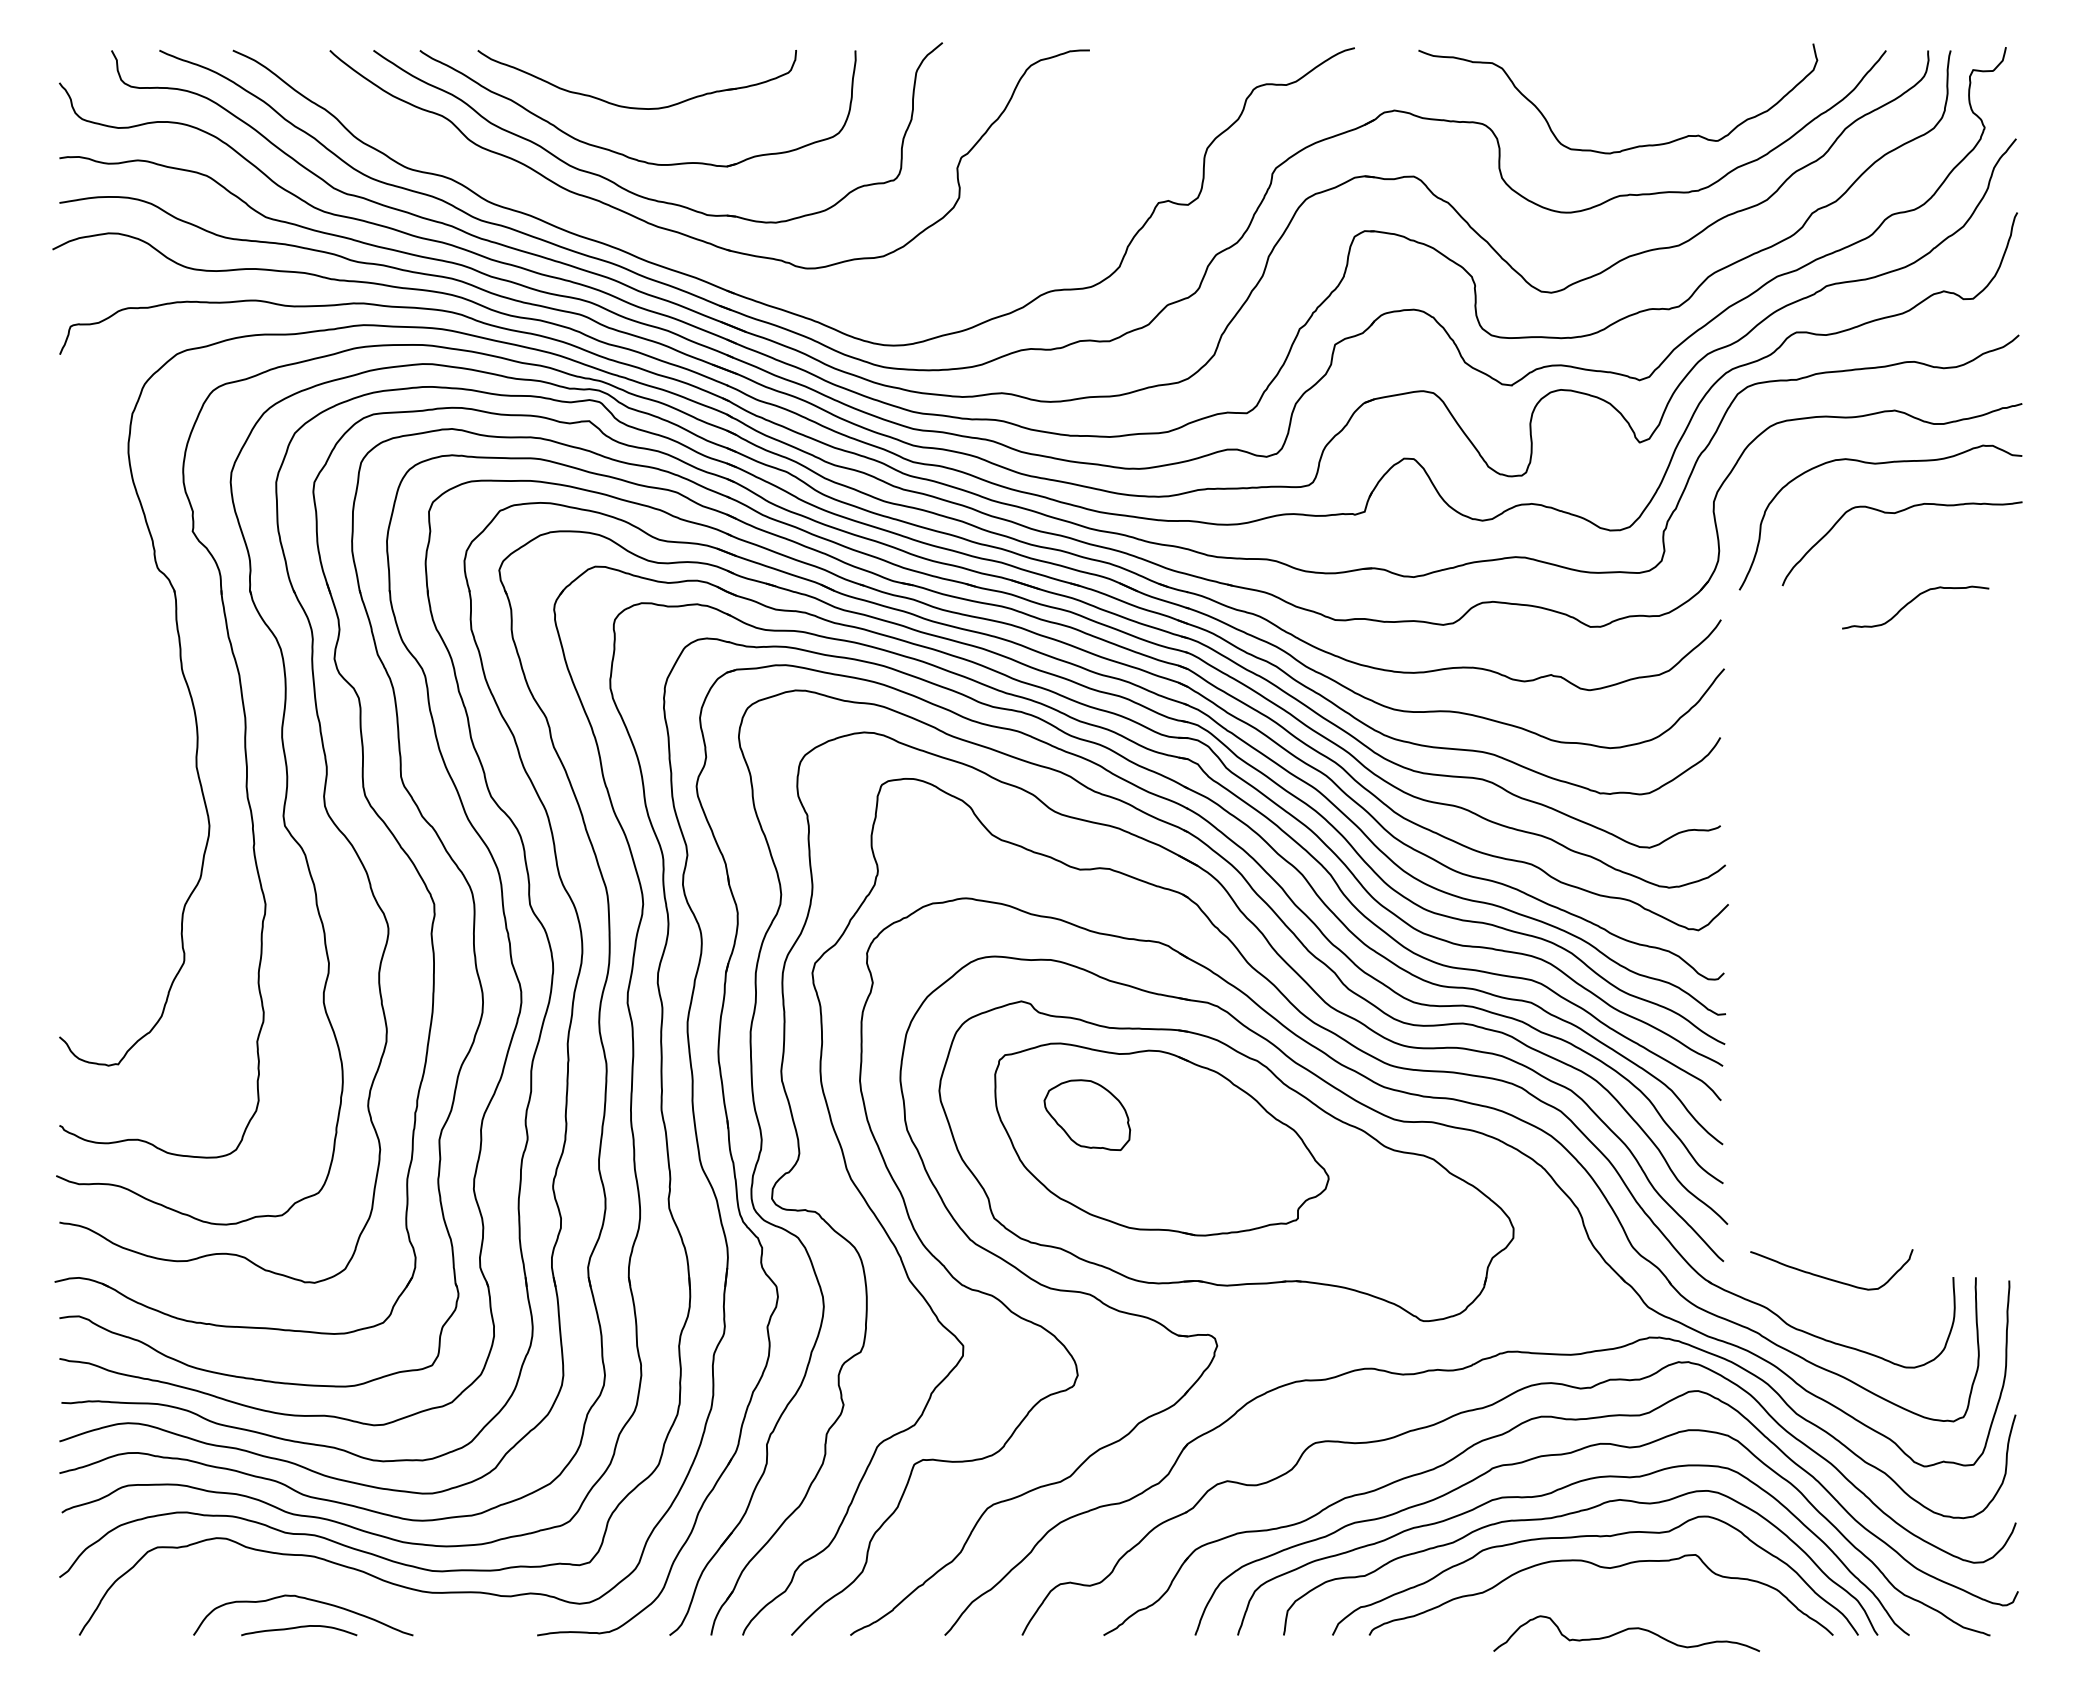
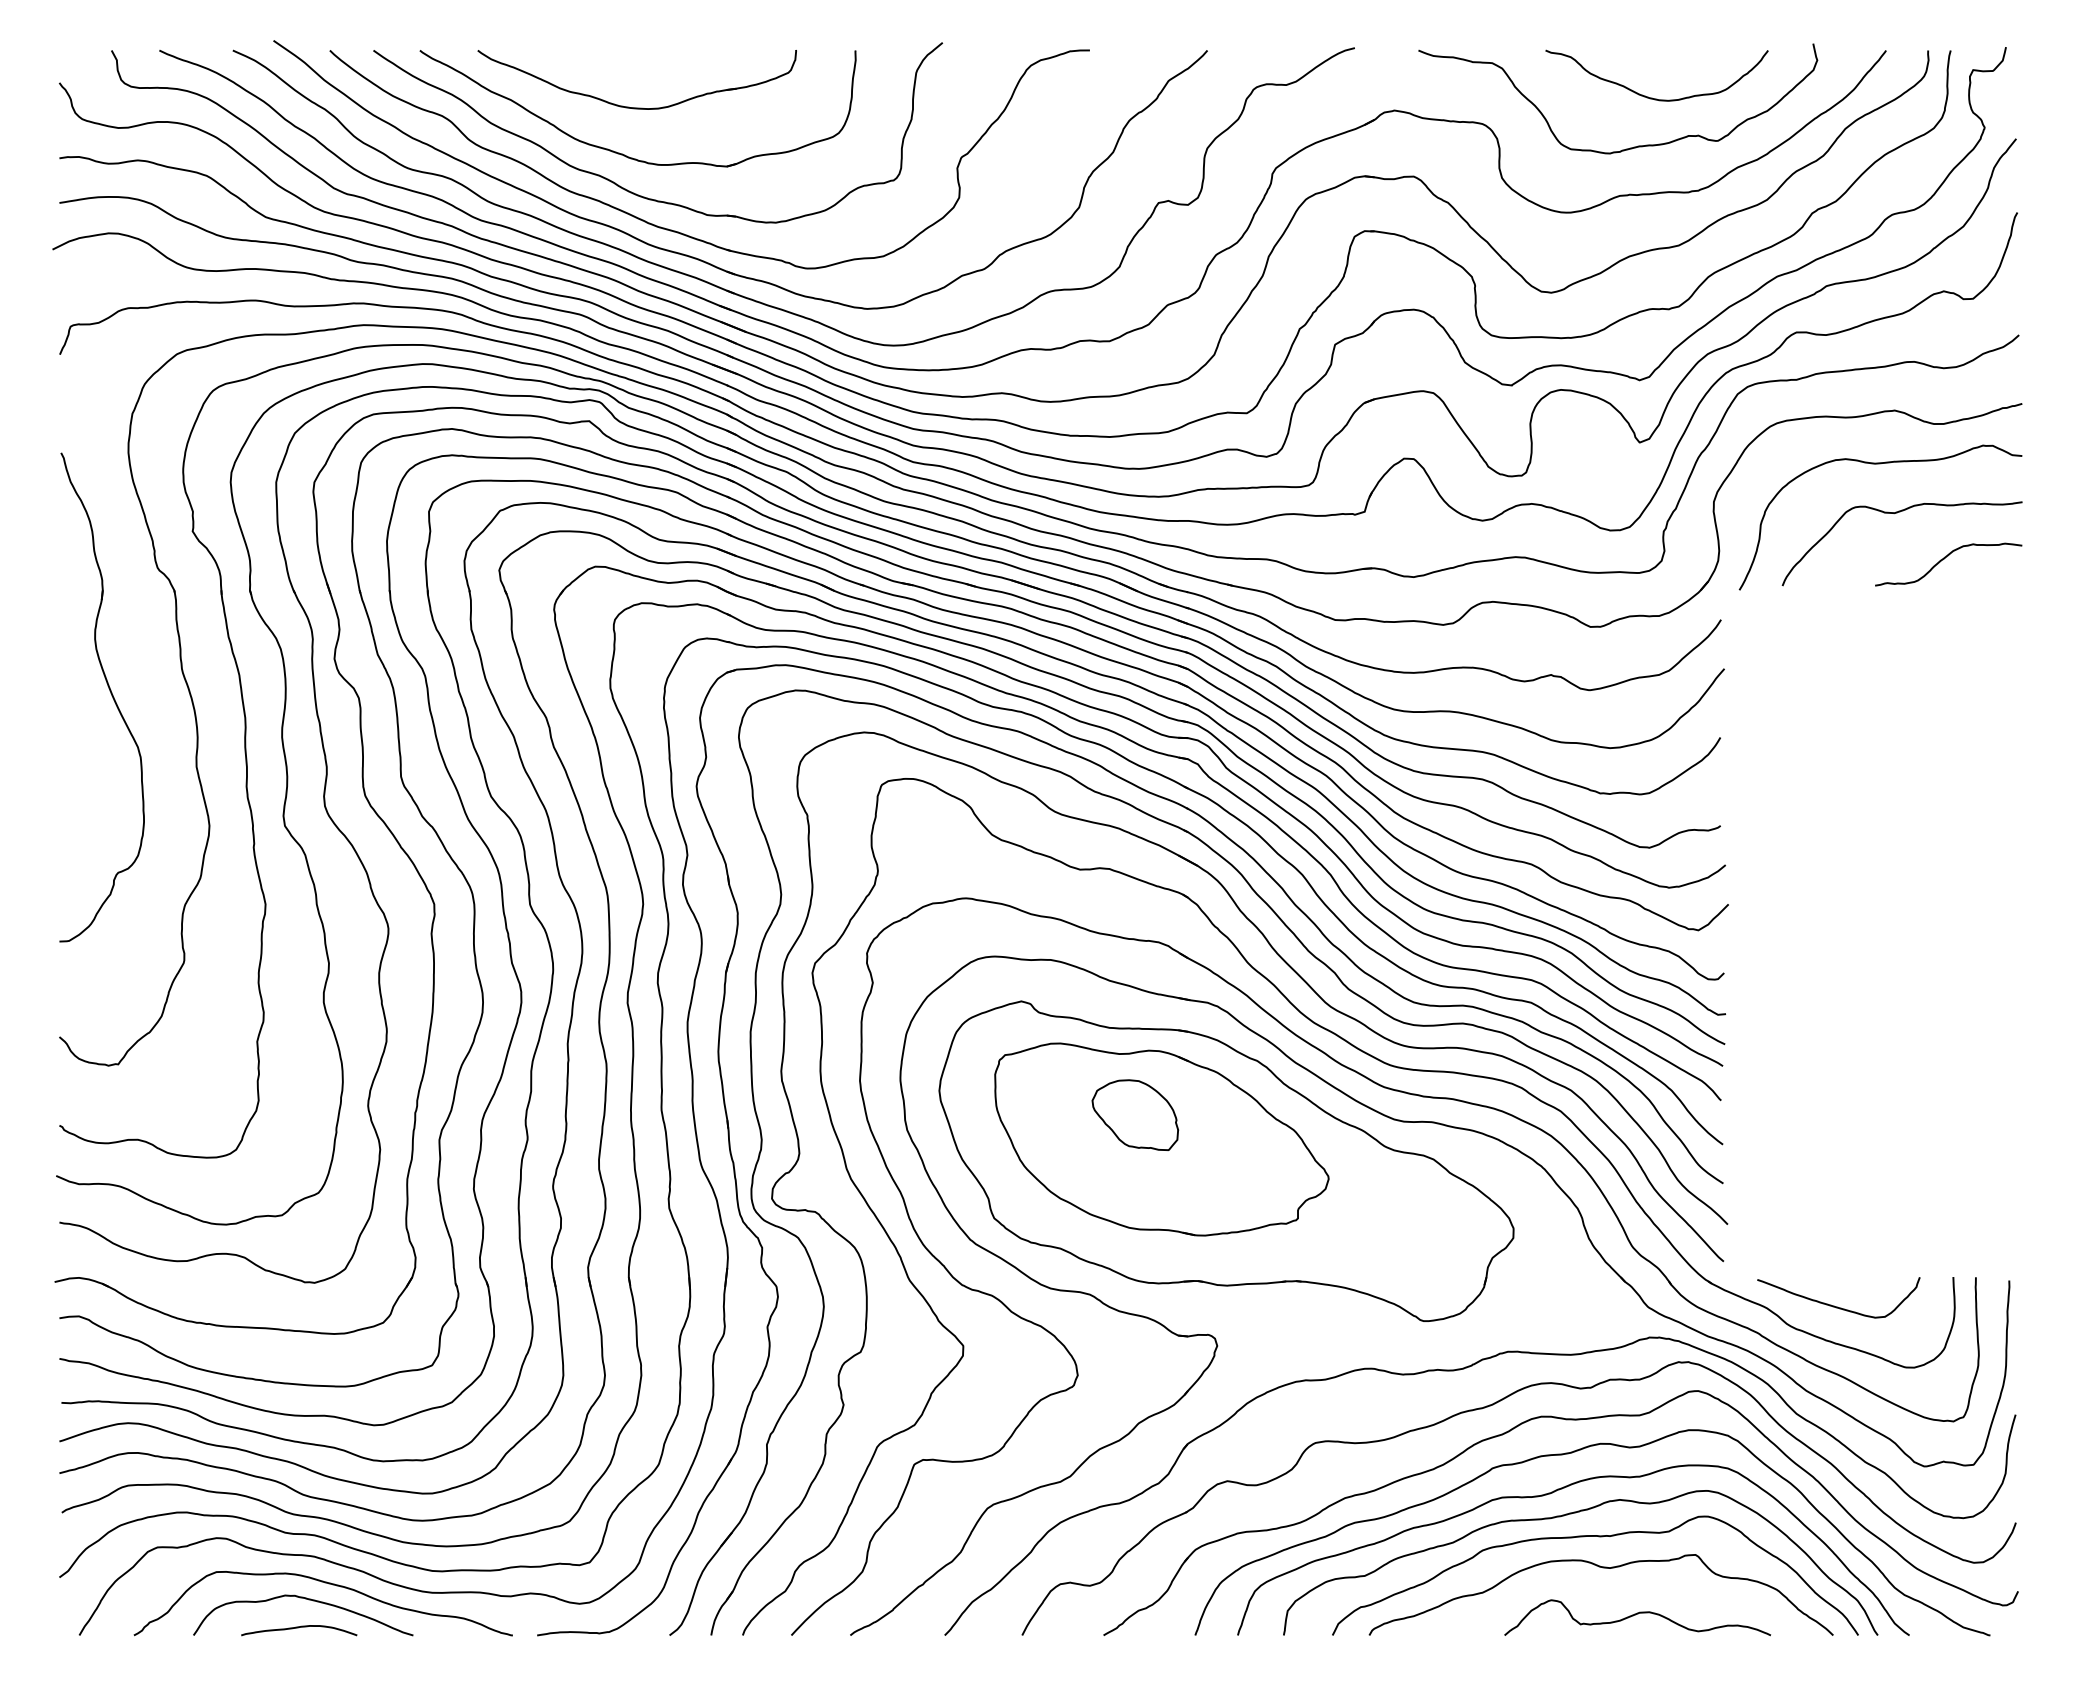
curve: none -> present (1652, 97)
part: none -> present (704, 260)
curve position: (1911, 602) -> (1944, 559) (1944, 559)
part: none -> present (110, 693)
part position: (1087, 1114) -> (1135, 1114) (1135, 1114)
curve position: (1827, 1277) -> (1834, 1305) (1834, 1305)
curve: none -> present (328, 1584)
curve position: (1624, 1631) -> (1635, 1615) (1635, 1615)
